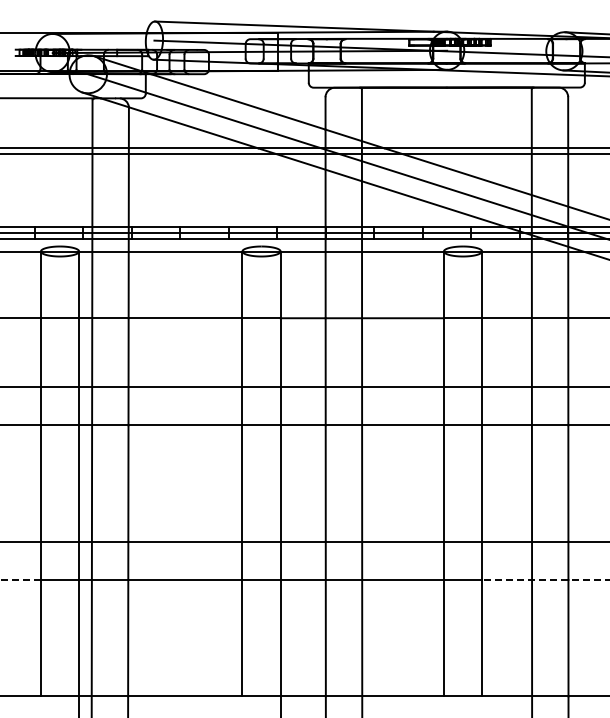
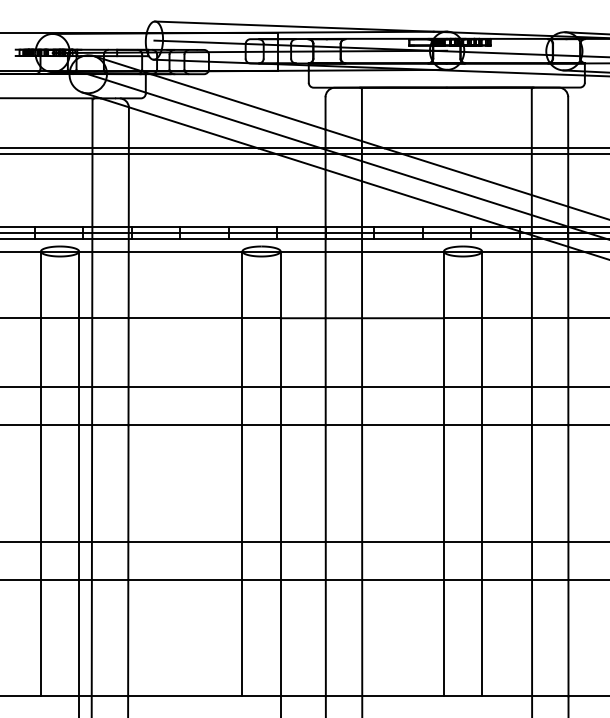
line: dashed -> solid (20, 579)
line: dashed -> solid (545, 579)
